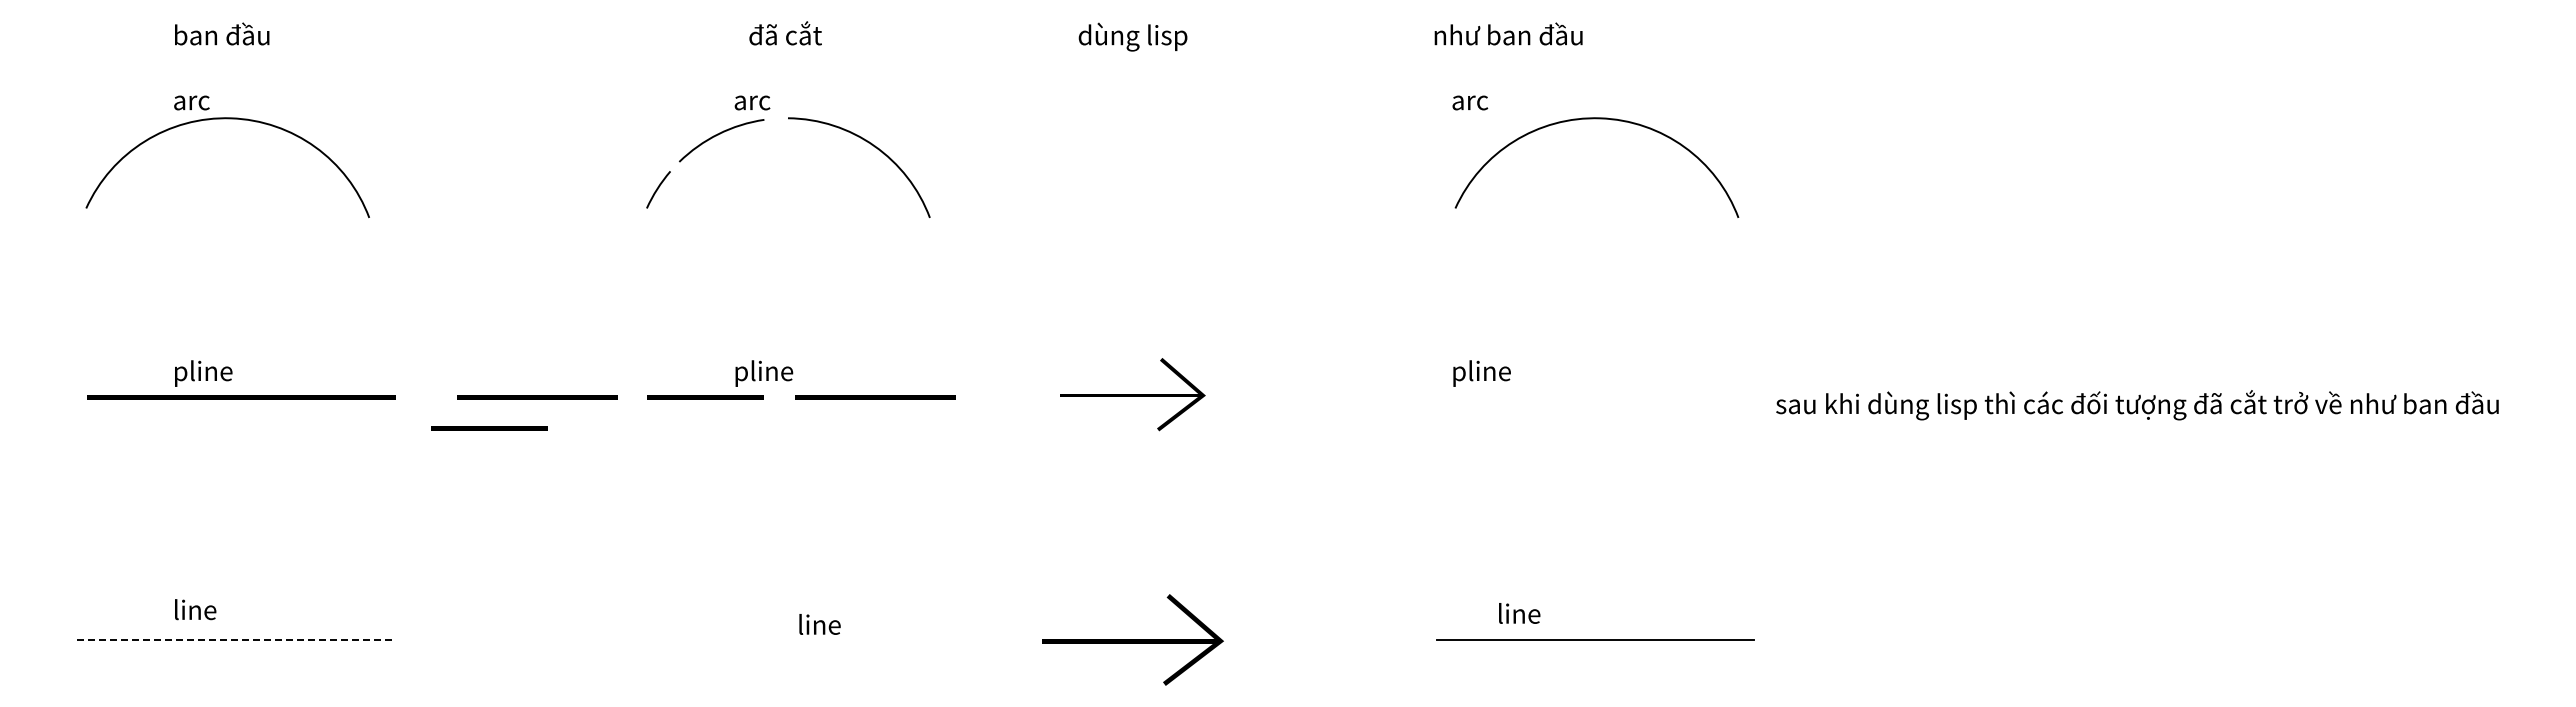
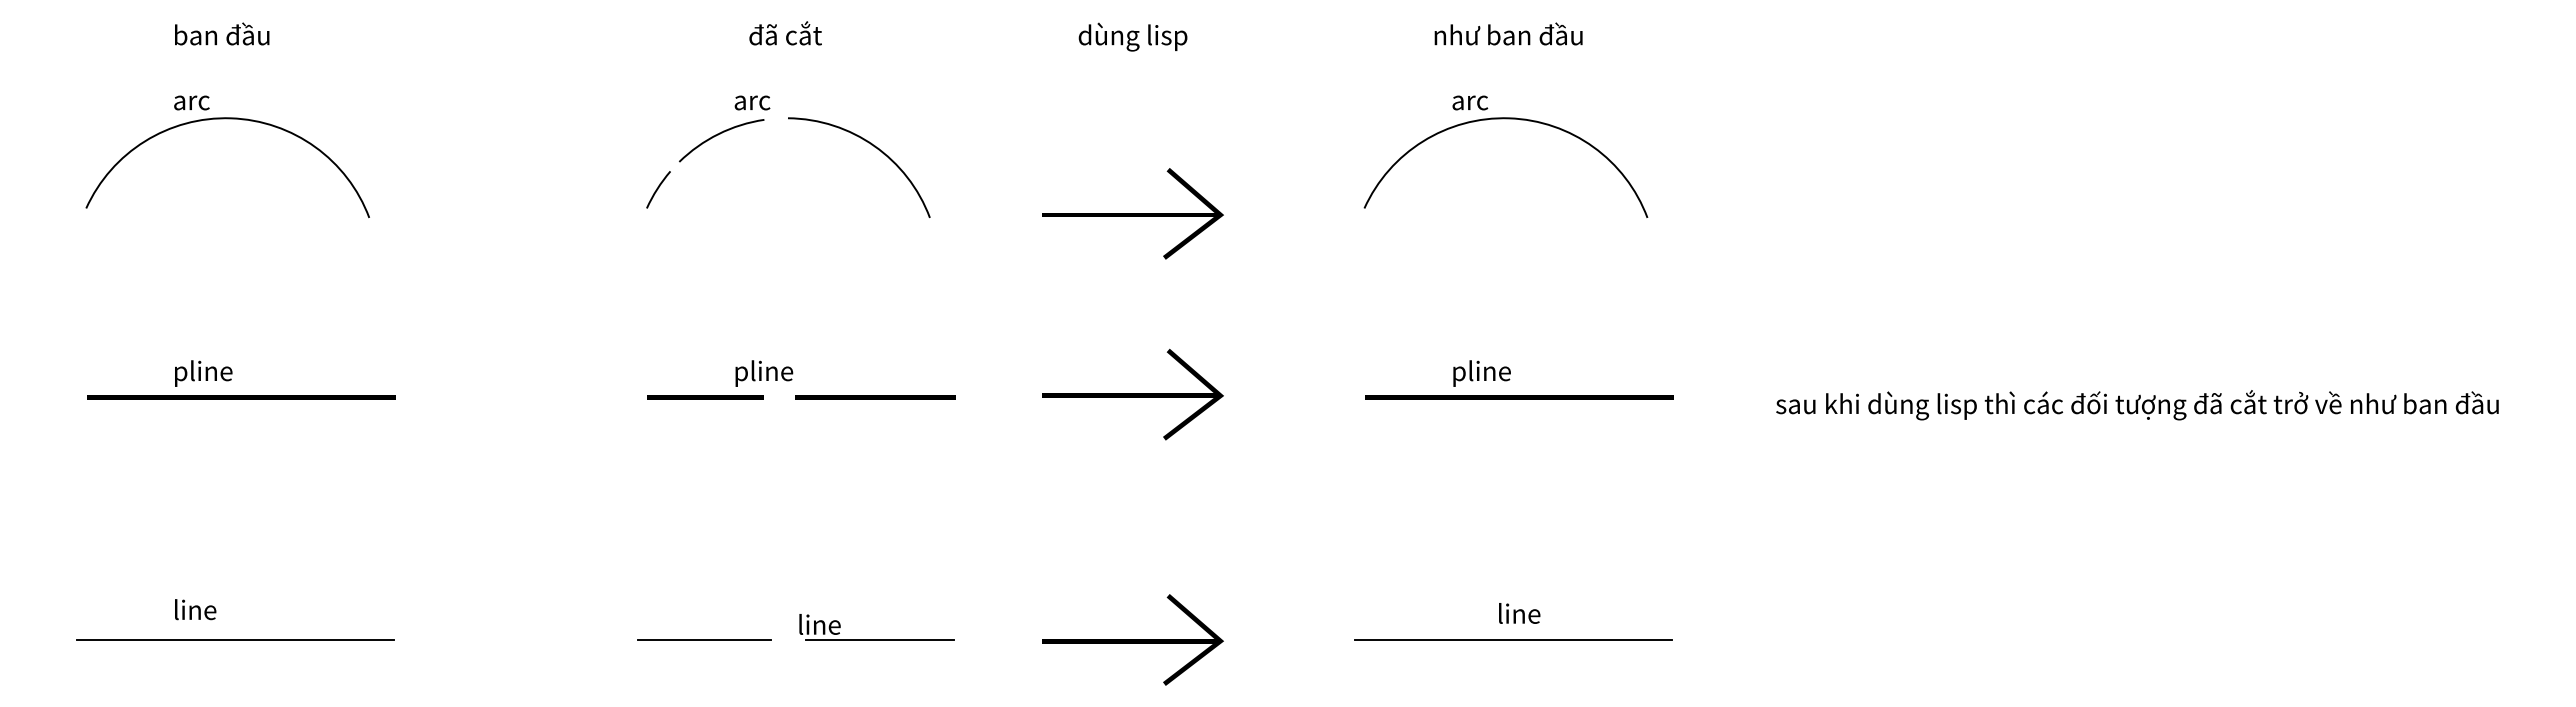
arc position: (1596, 119) -> (1505, 119) (1505, 119)
part: none -> present (1132, 213)
part size: 146x74 px -> 182x93 px (1132, 394)
line: present -> none (537, 397)
line: none -> present (1519, 397)
line: present -> none (489, 428)
line: dashed -> solid (235, 639)
line: none -> present (703, 639)
line: none -> present (879, 639)
line position: (1595, 639) -> (1513, 639) (1513, 639)
